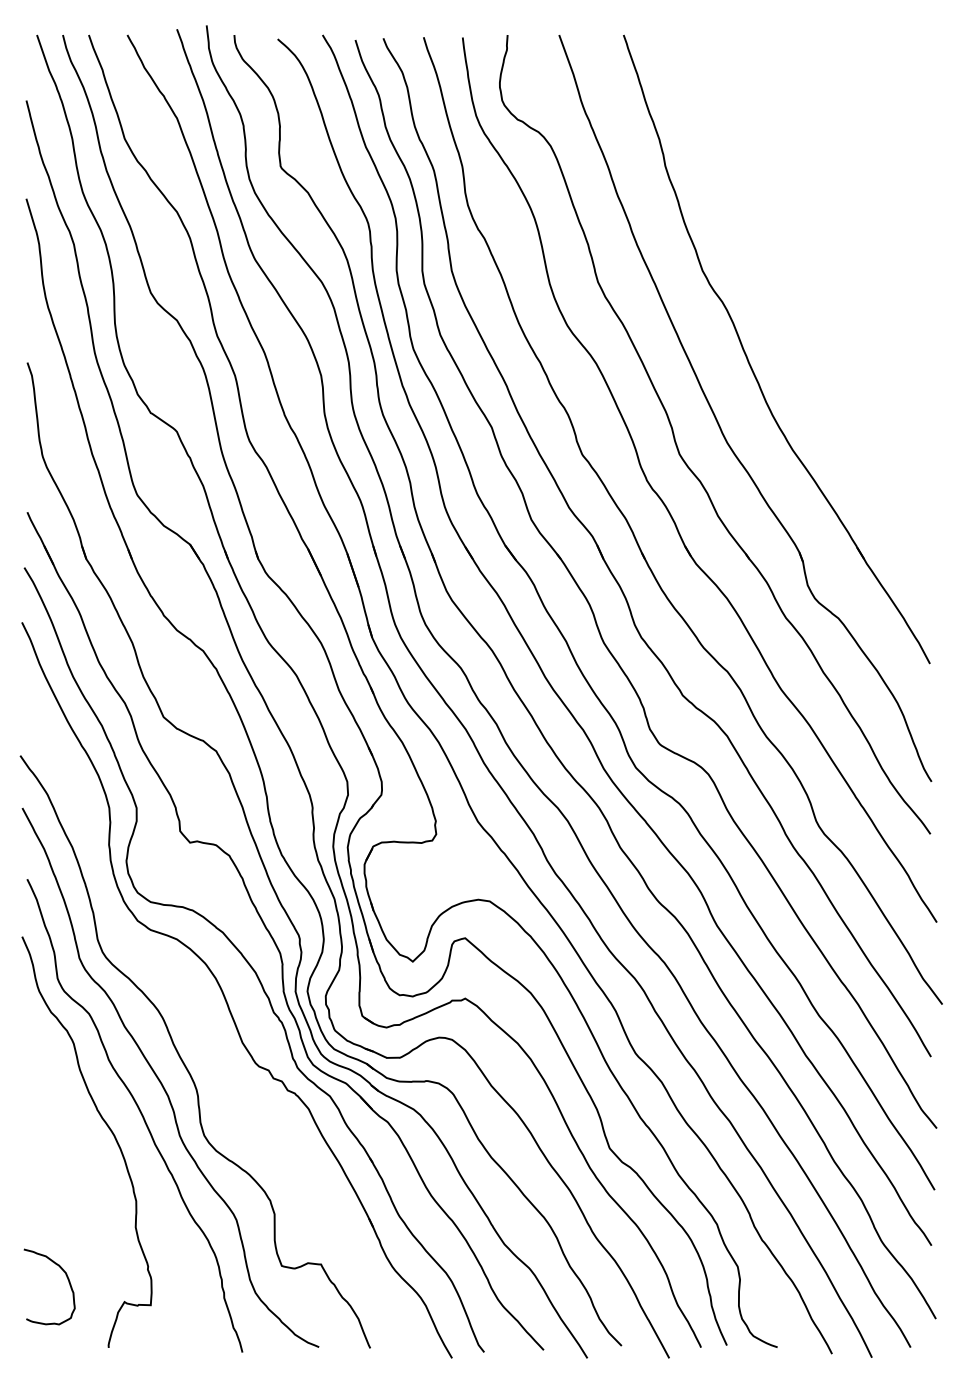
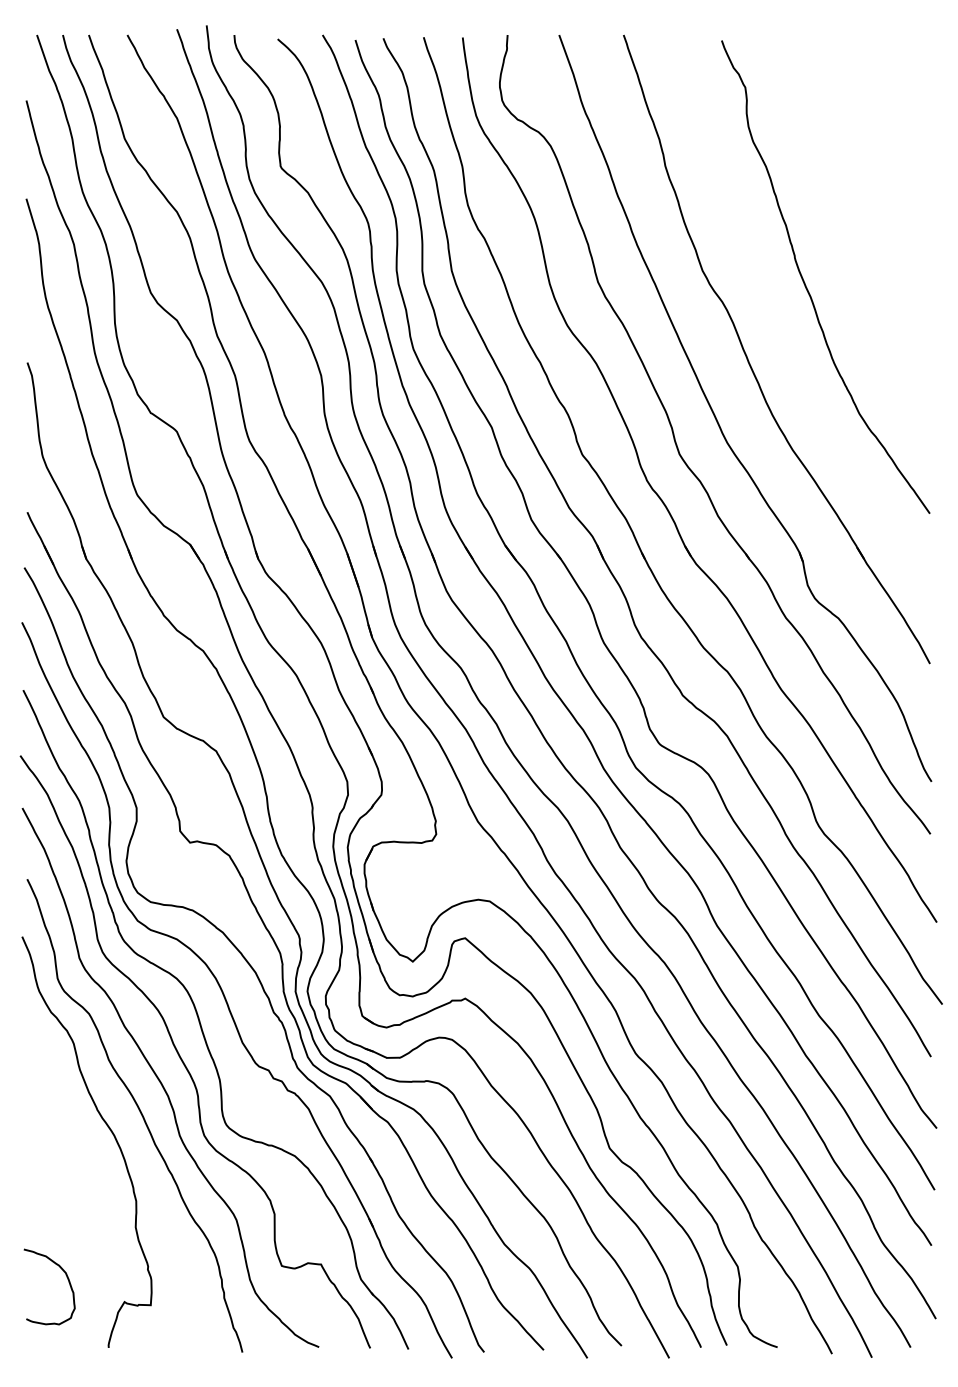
curve: none -> present (805, 282)
part: none -> present (201, 1024)
